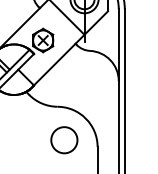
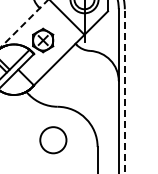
line: solid -> dashed (23, 24)
line: solid -> dashed (124, 91)
circle position: (64, 140) -> (53, 140) (53, 140)
